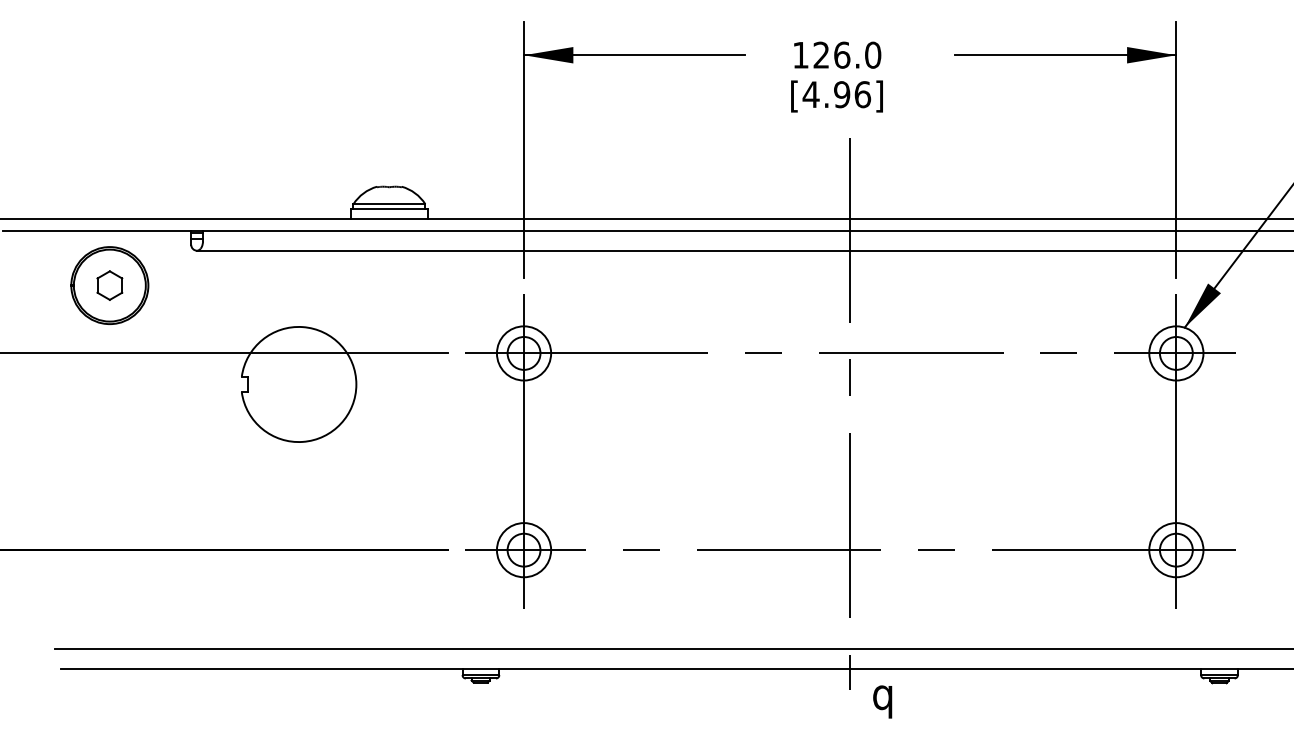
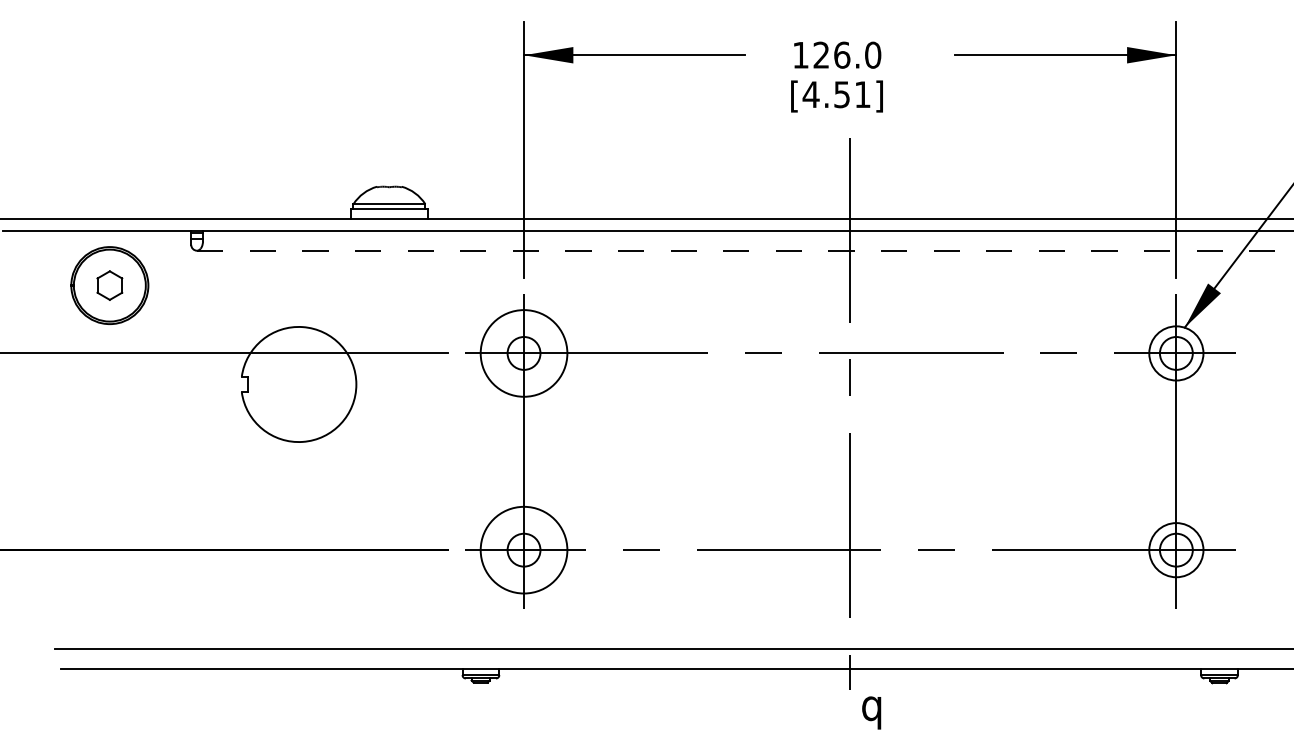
text: [4.96] -> [4.51] (852, 94)
line: solid -> dashed (745, 250)
circle diameter: 54 px -> 87 px (523, 353)
circle diameter: 54 px -> 87 px (523, 549)
text position: (882, 701) -> (871, 712) (871, 712)
